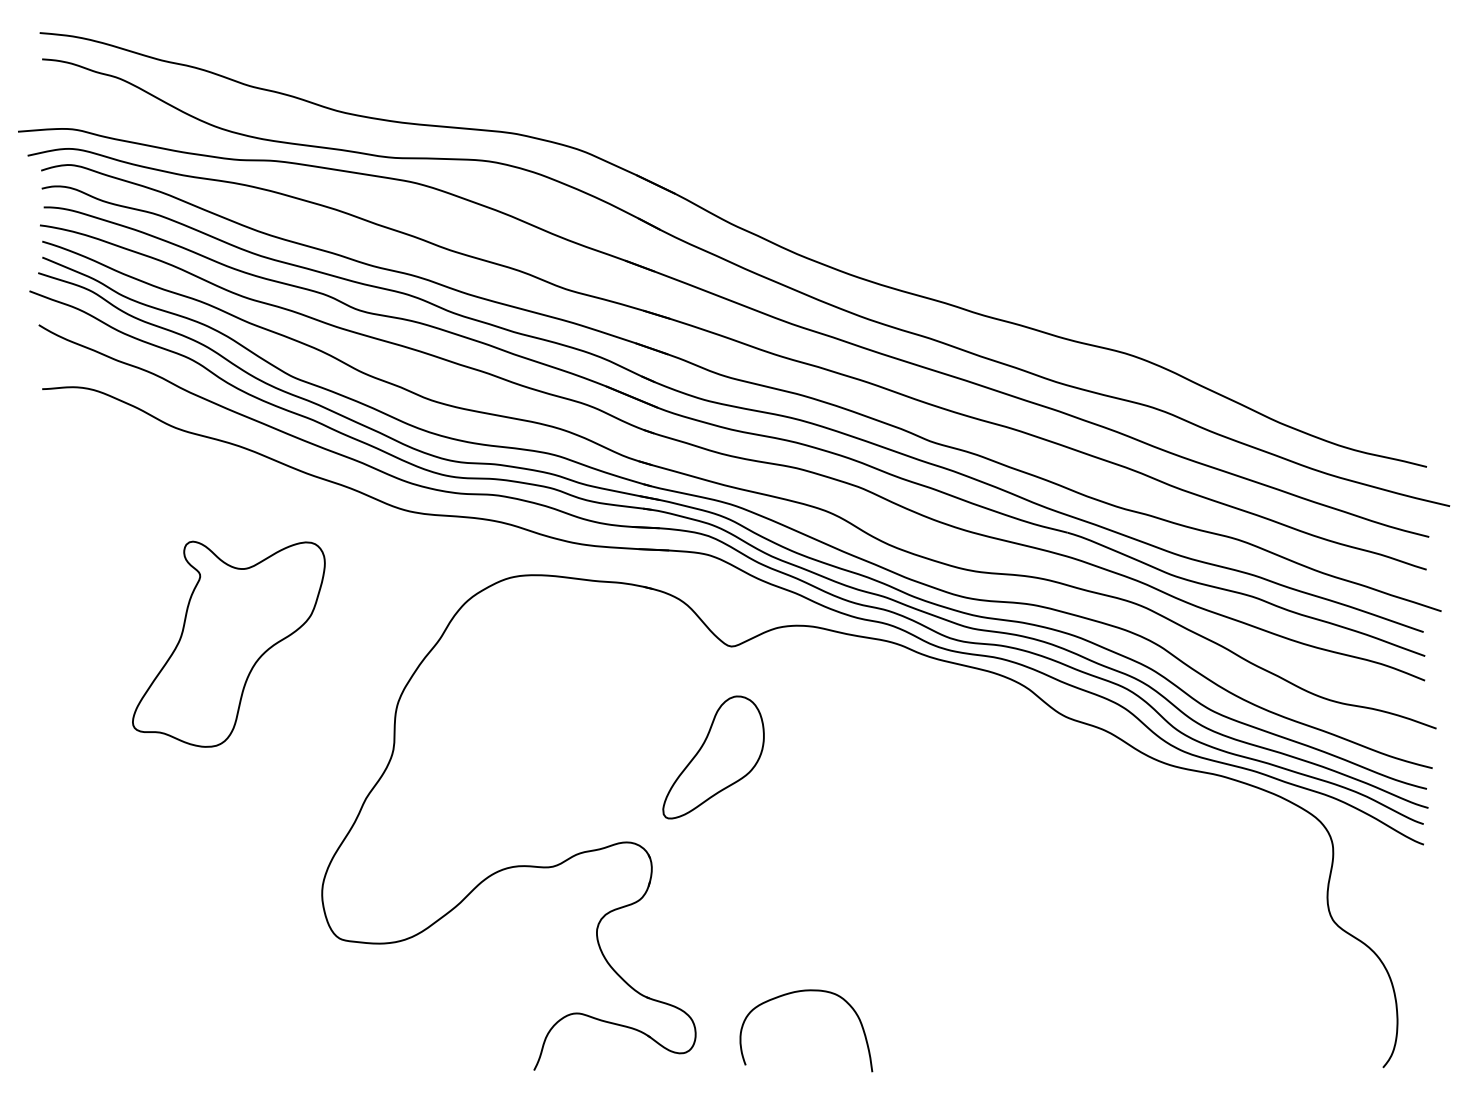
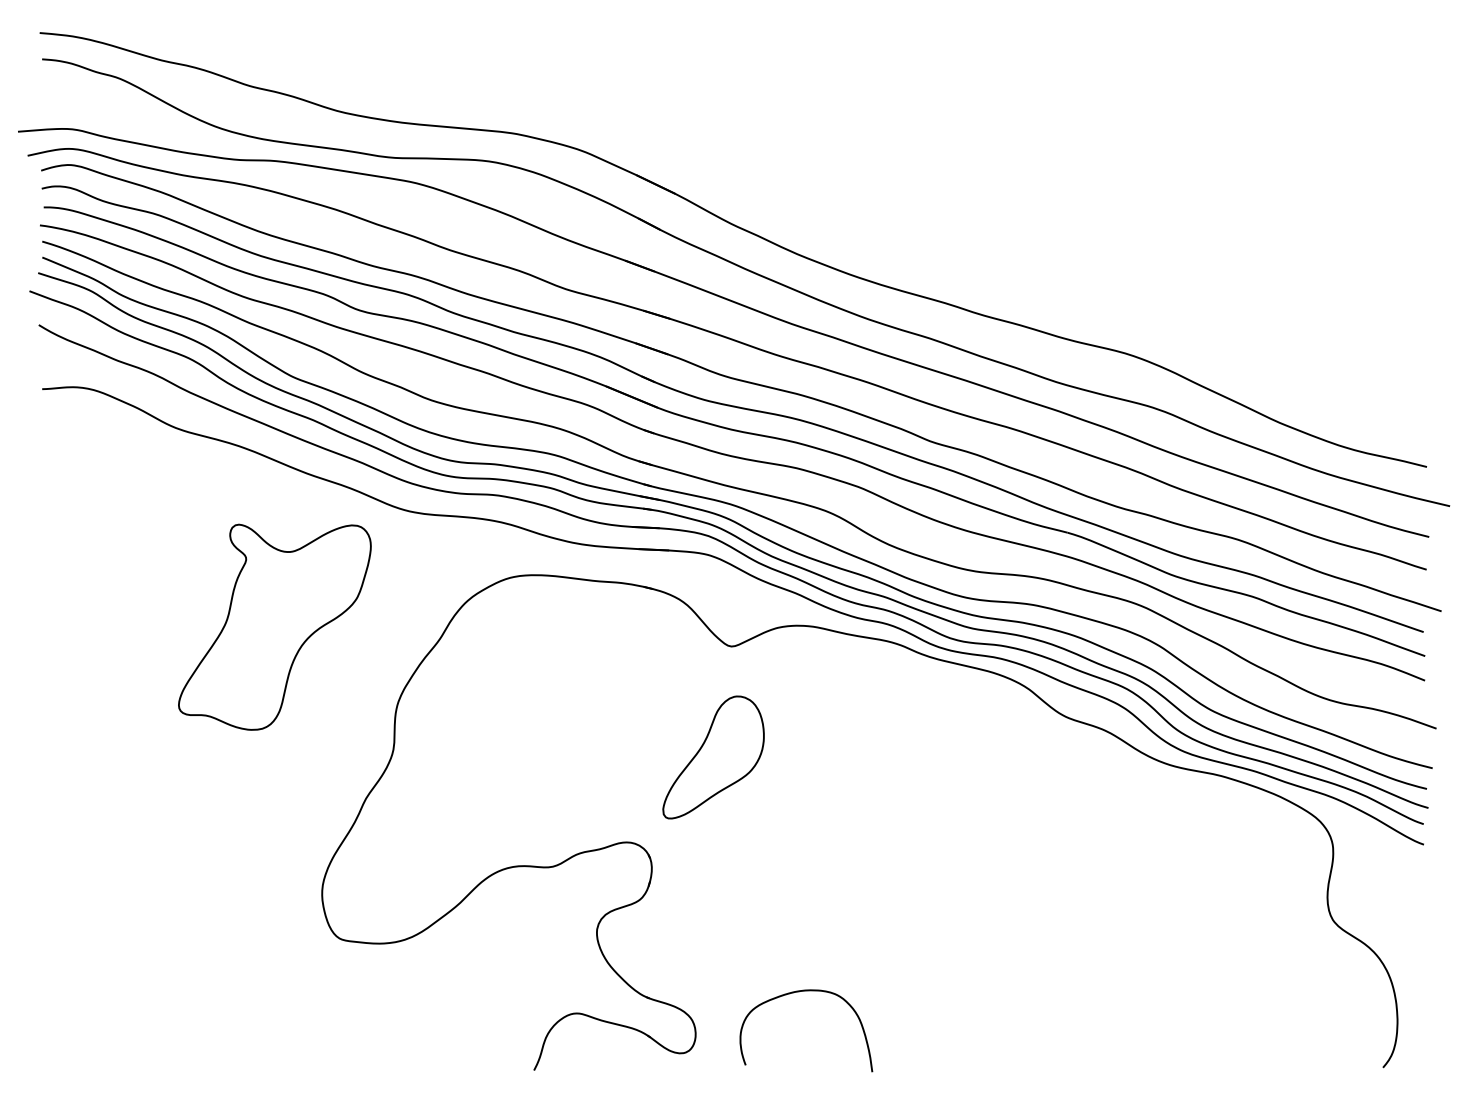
part position: (228, 643) -> (274, 626) (274, 626)
